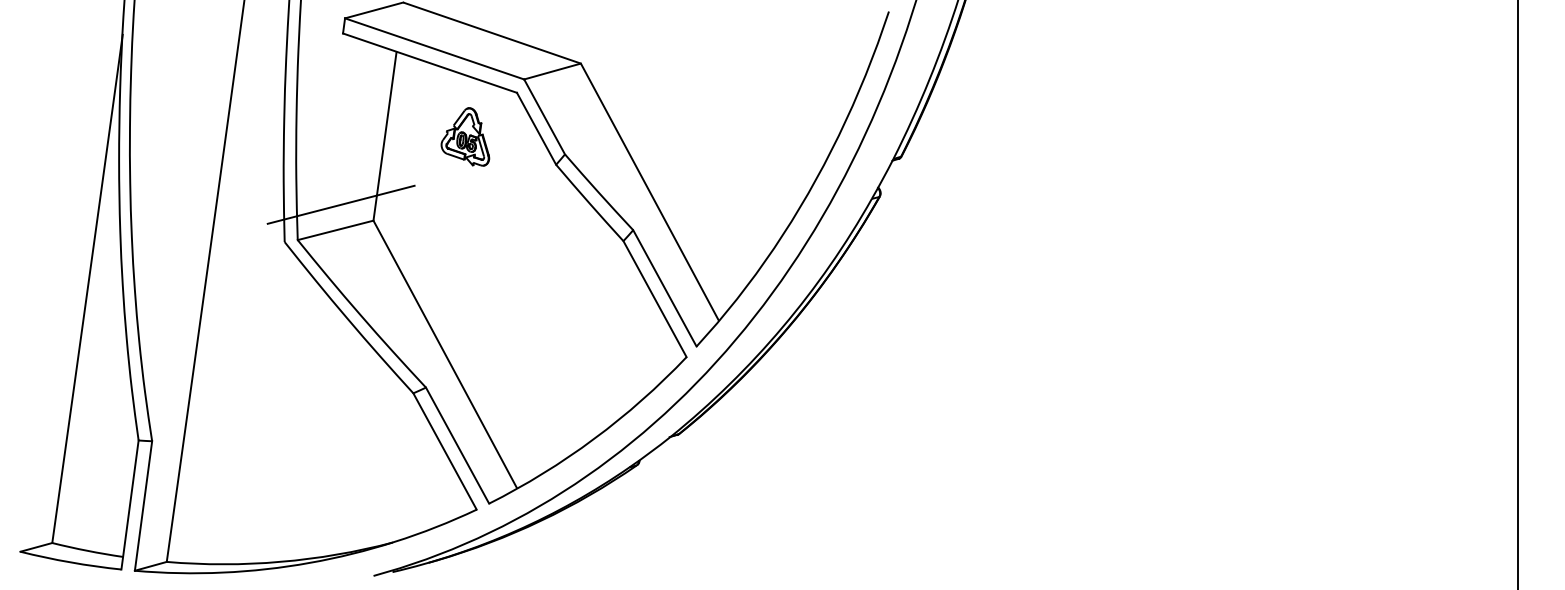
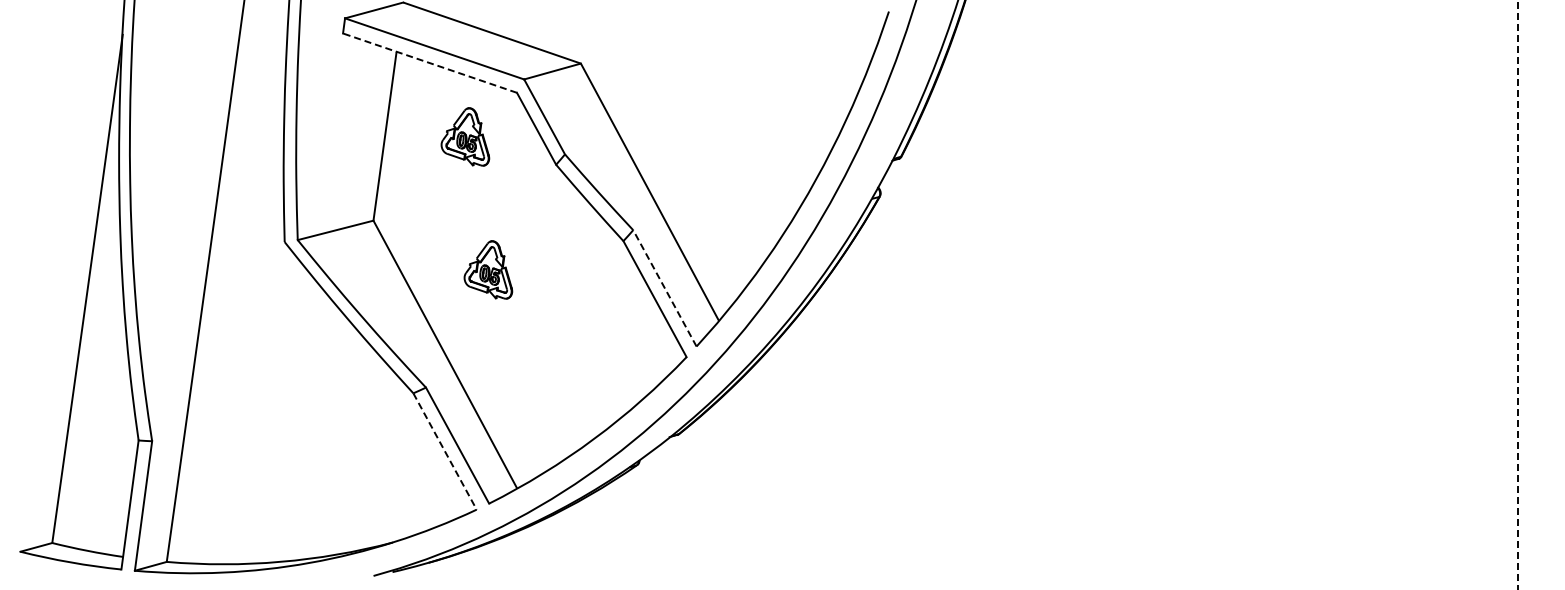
line: solid -> dashed (430, 63)
line: present -> none (340, 204)
part: none -> present (488, 269)
line: solid -> dashed (664, 287)
line: solid -> dashed (1518, 295)
line: solid -> dashed (445, 451)
